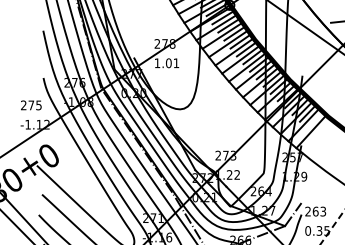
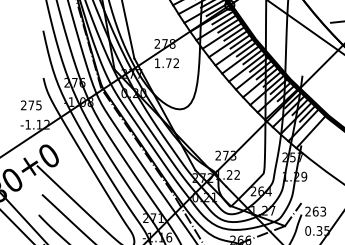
line: none -> present (128, 30)
text: 1.01 -> 1.72 (171, 63)
line: dashed -> solid (332, 227)
